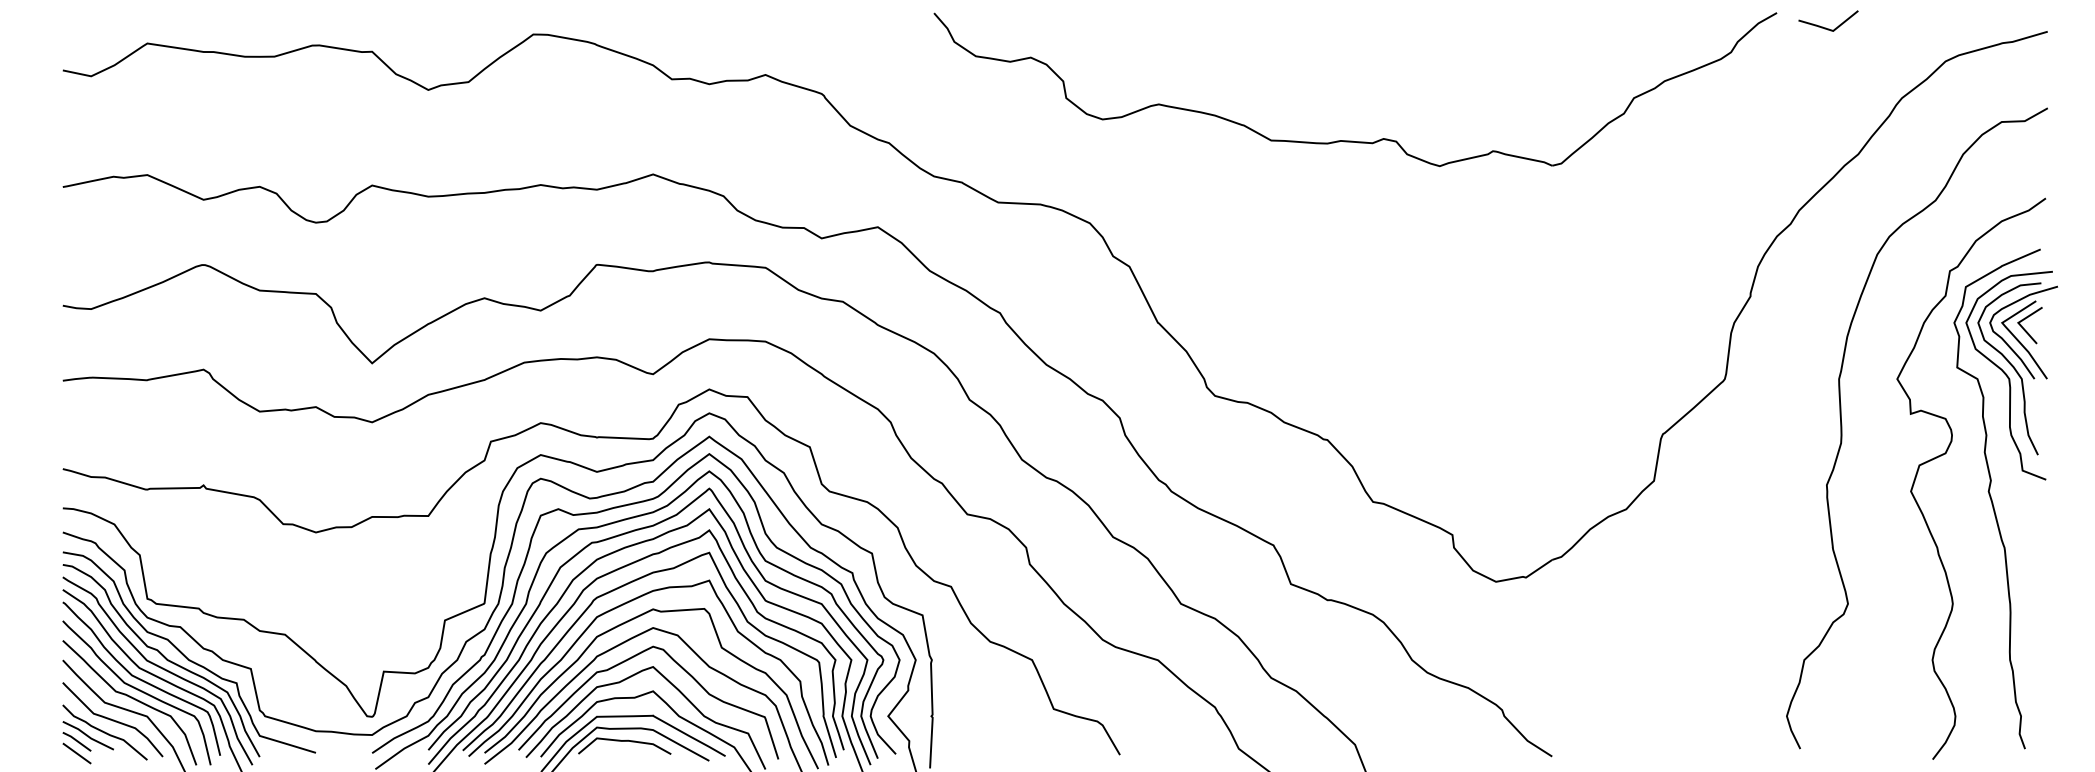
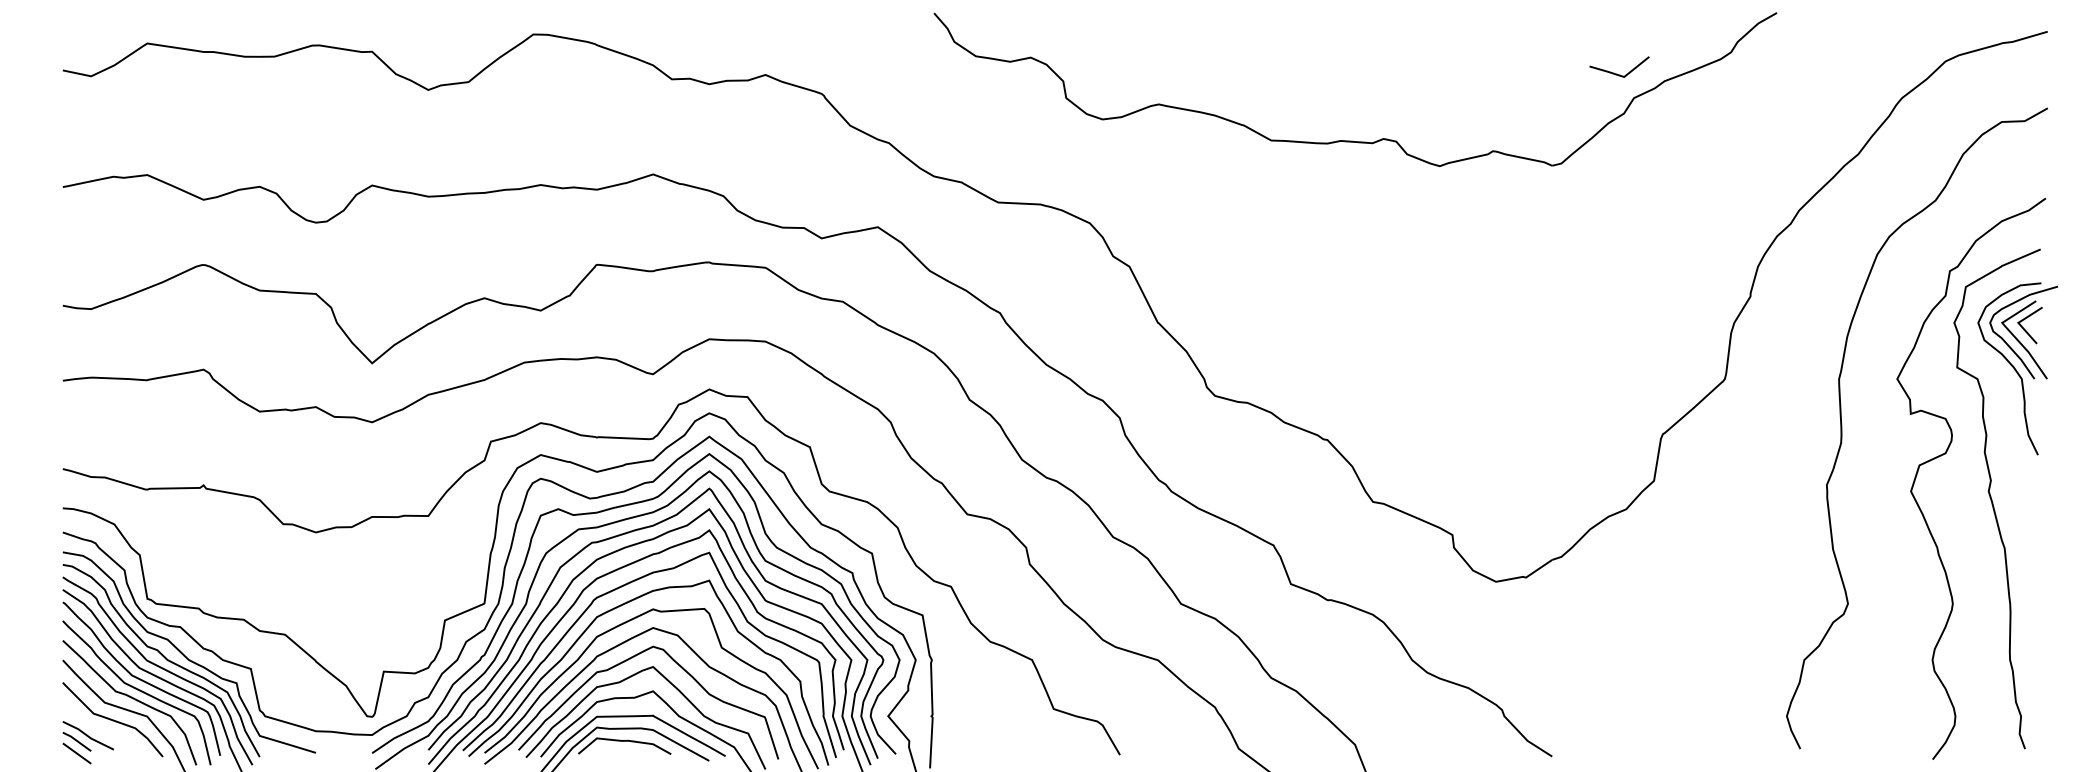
line position: (1826, 27) -> (1617, 73) (1617, 73)
curve: present -> none (2007, 375)
curve: present -> none (104, 732)
